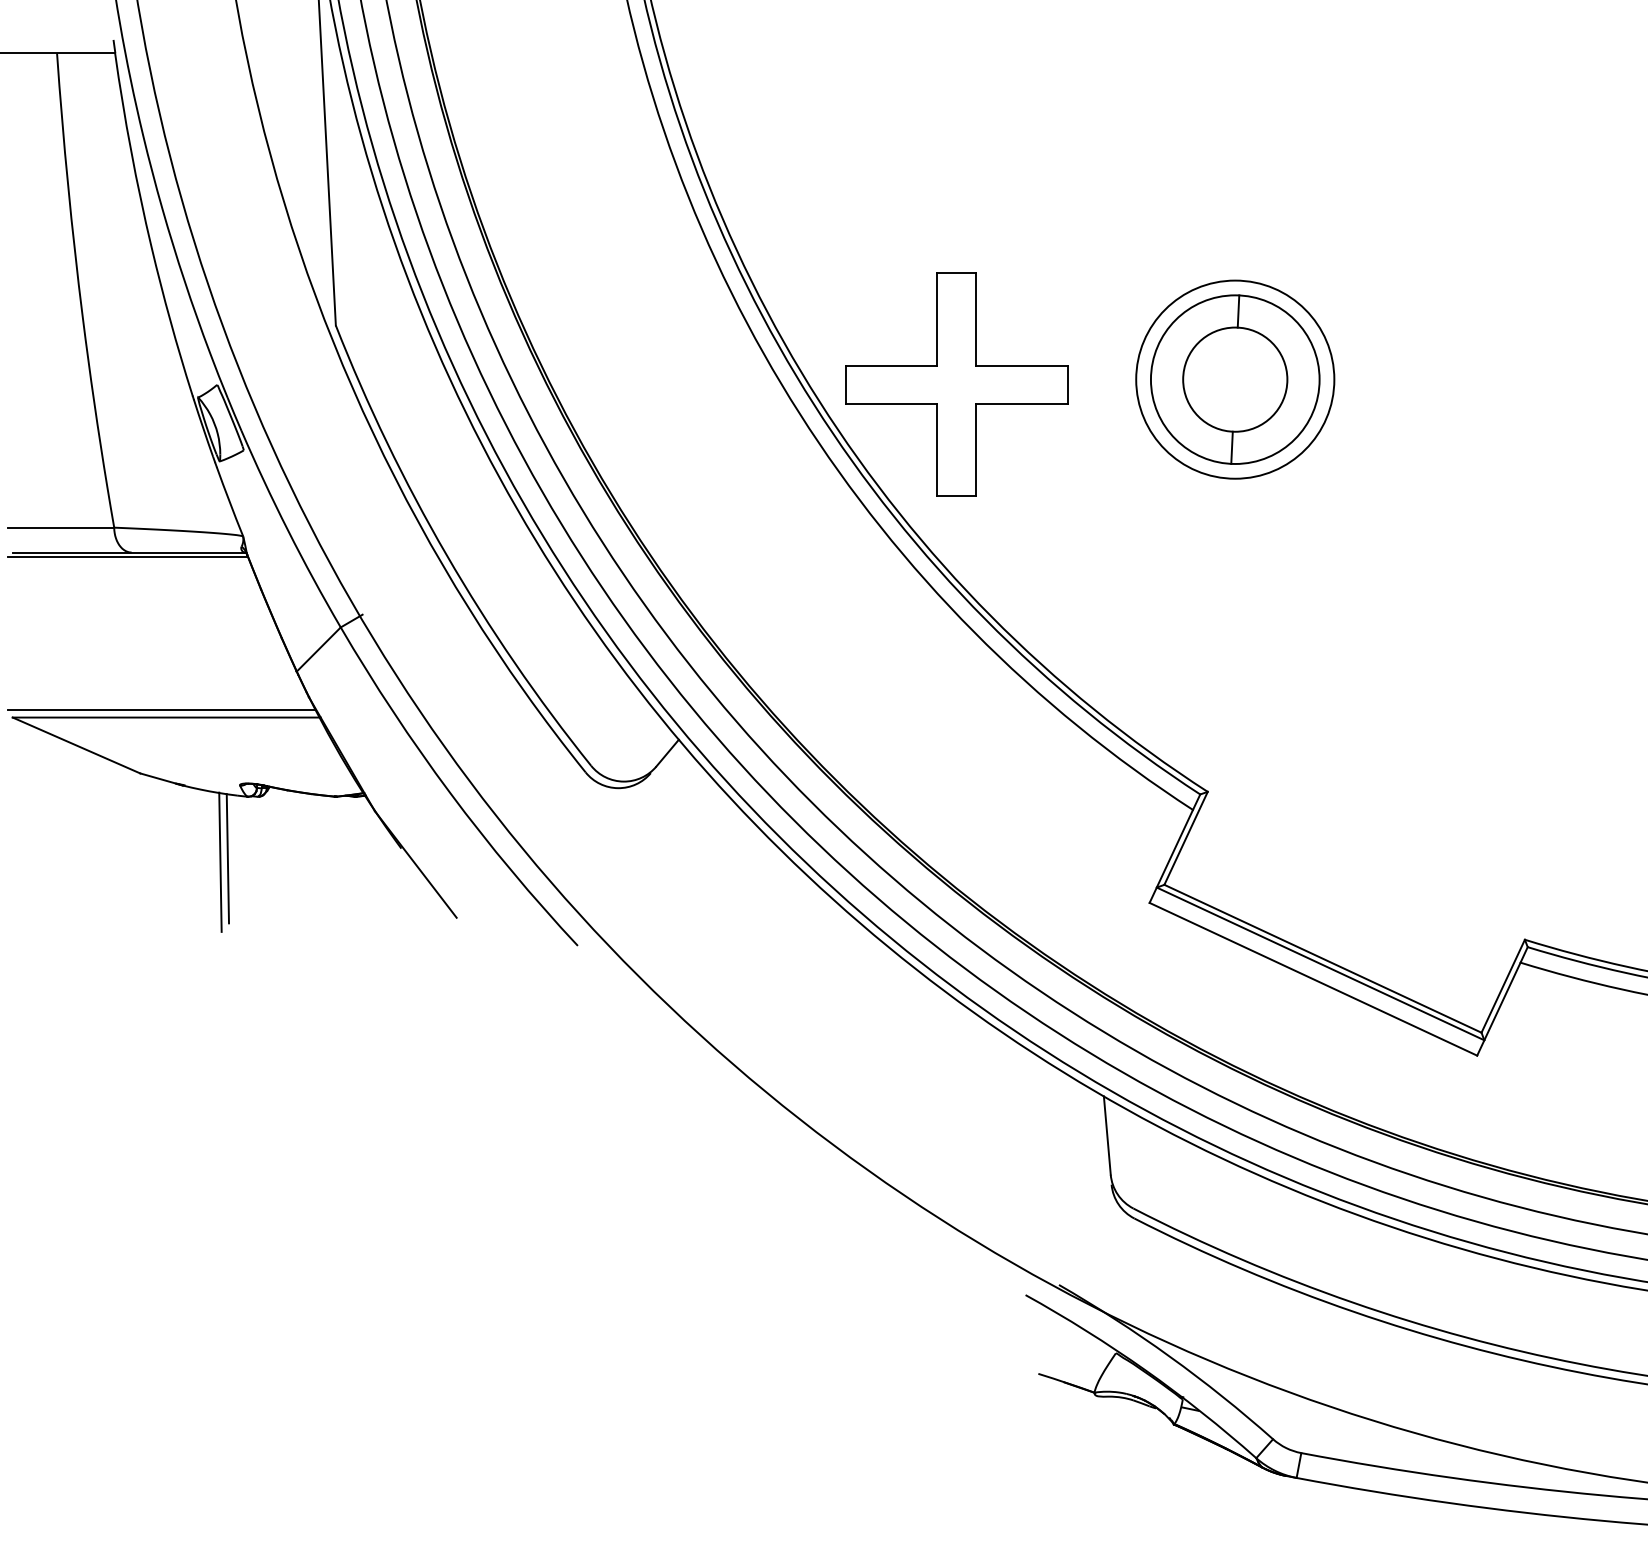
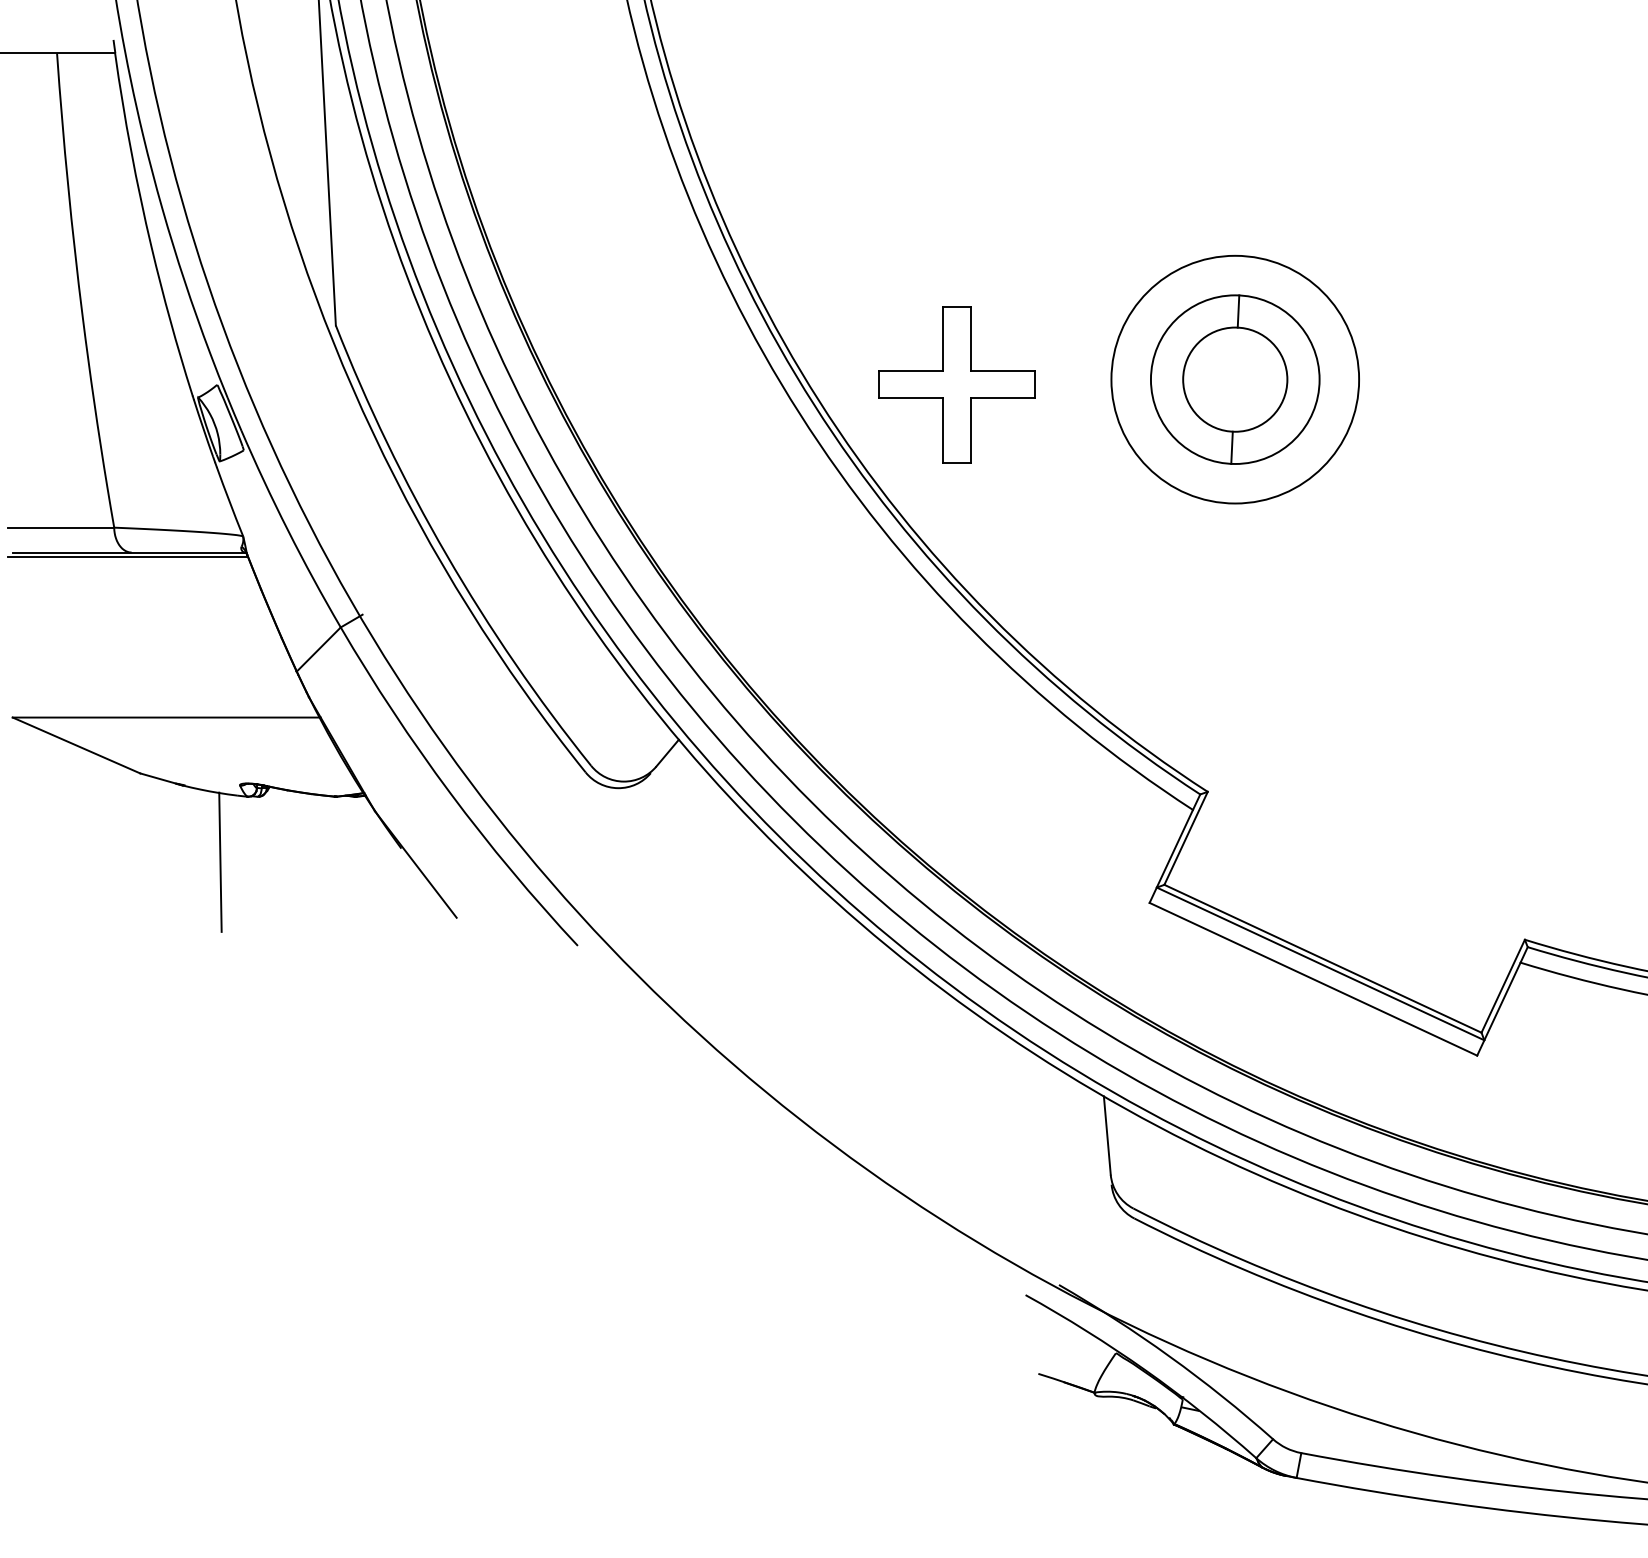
circle diameter: 198 px -> 248 px (1235, 379)
part size: 224x225 px -> 158x158 px (956, 384)
line: present -> none (161, 710)
line: present -> none (227, 858)
